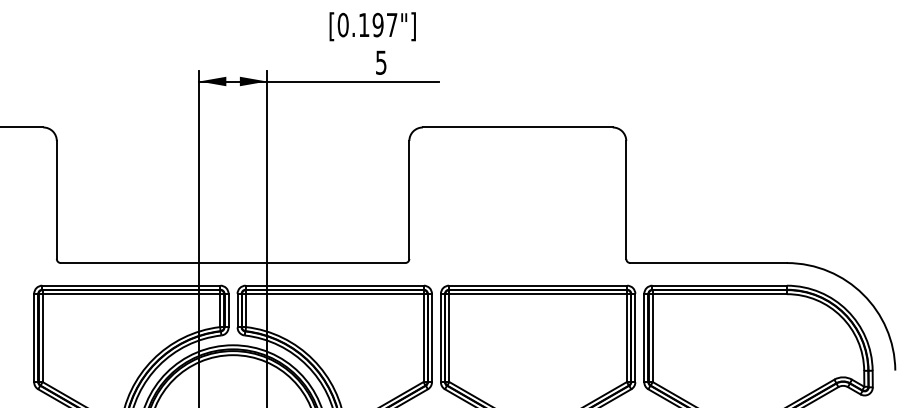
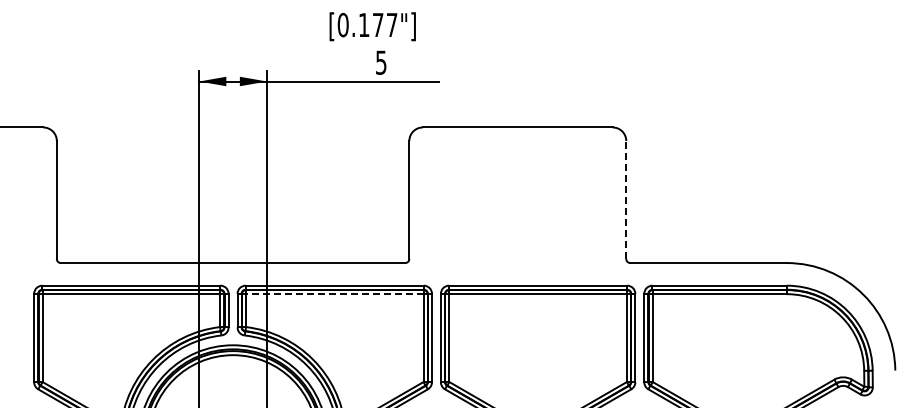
text: [0.197"] -> [0.177"] (377, 24)
line: solid -> dashed (626, 199)
line: solid -> dashed (334, 294)
